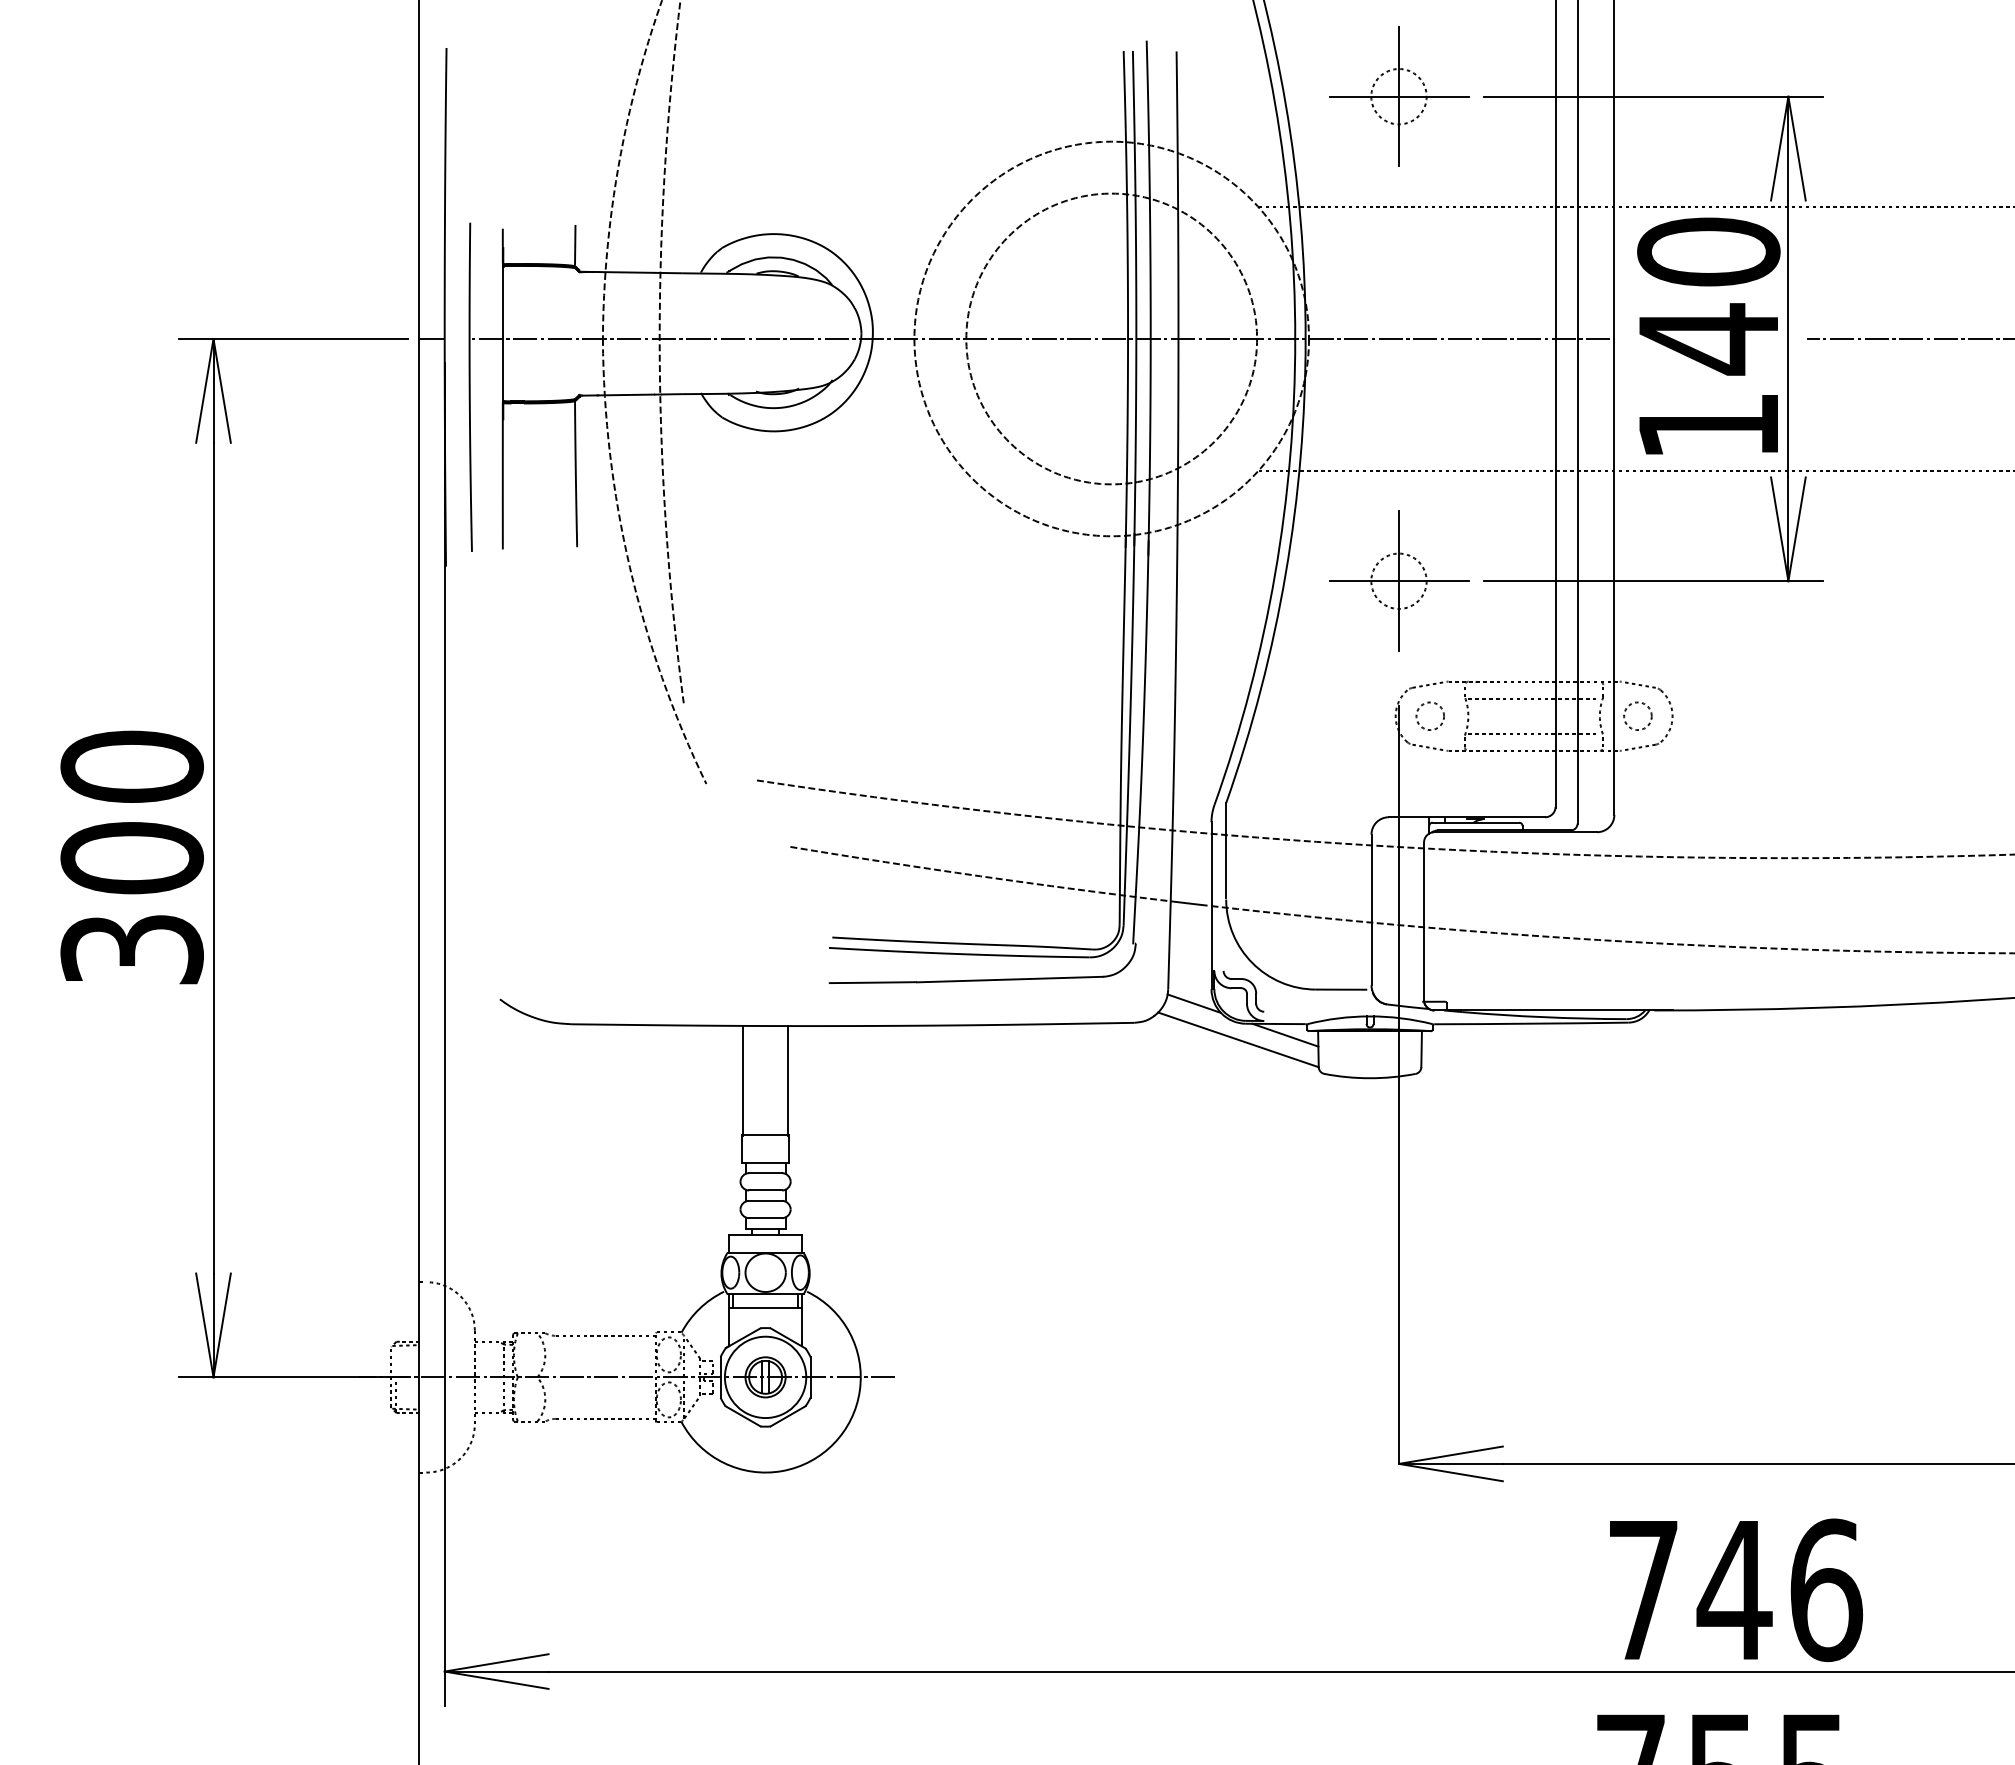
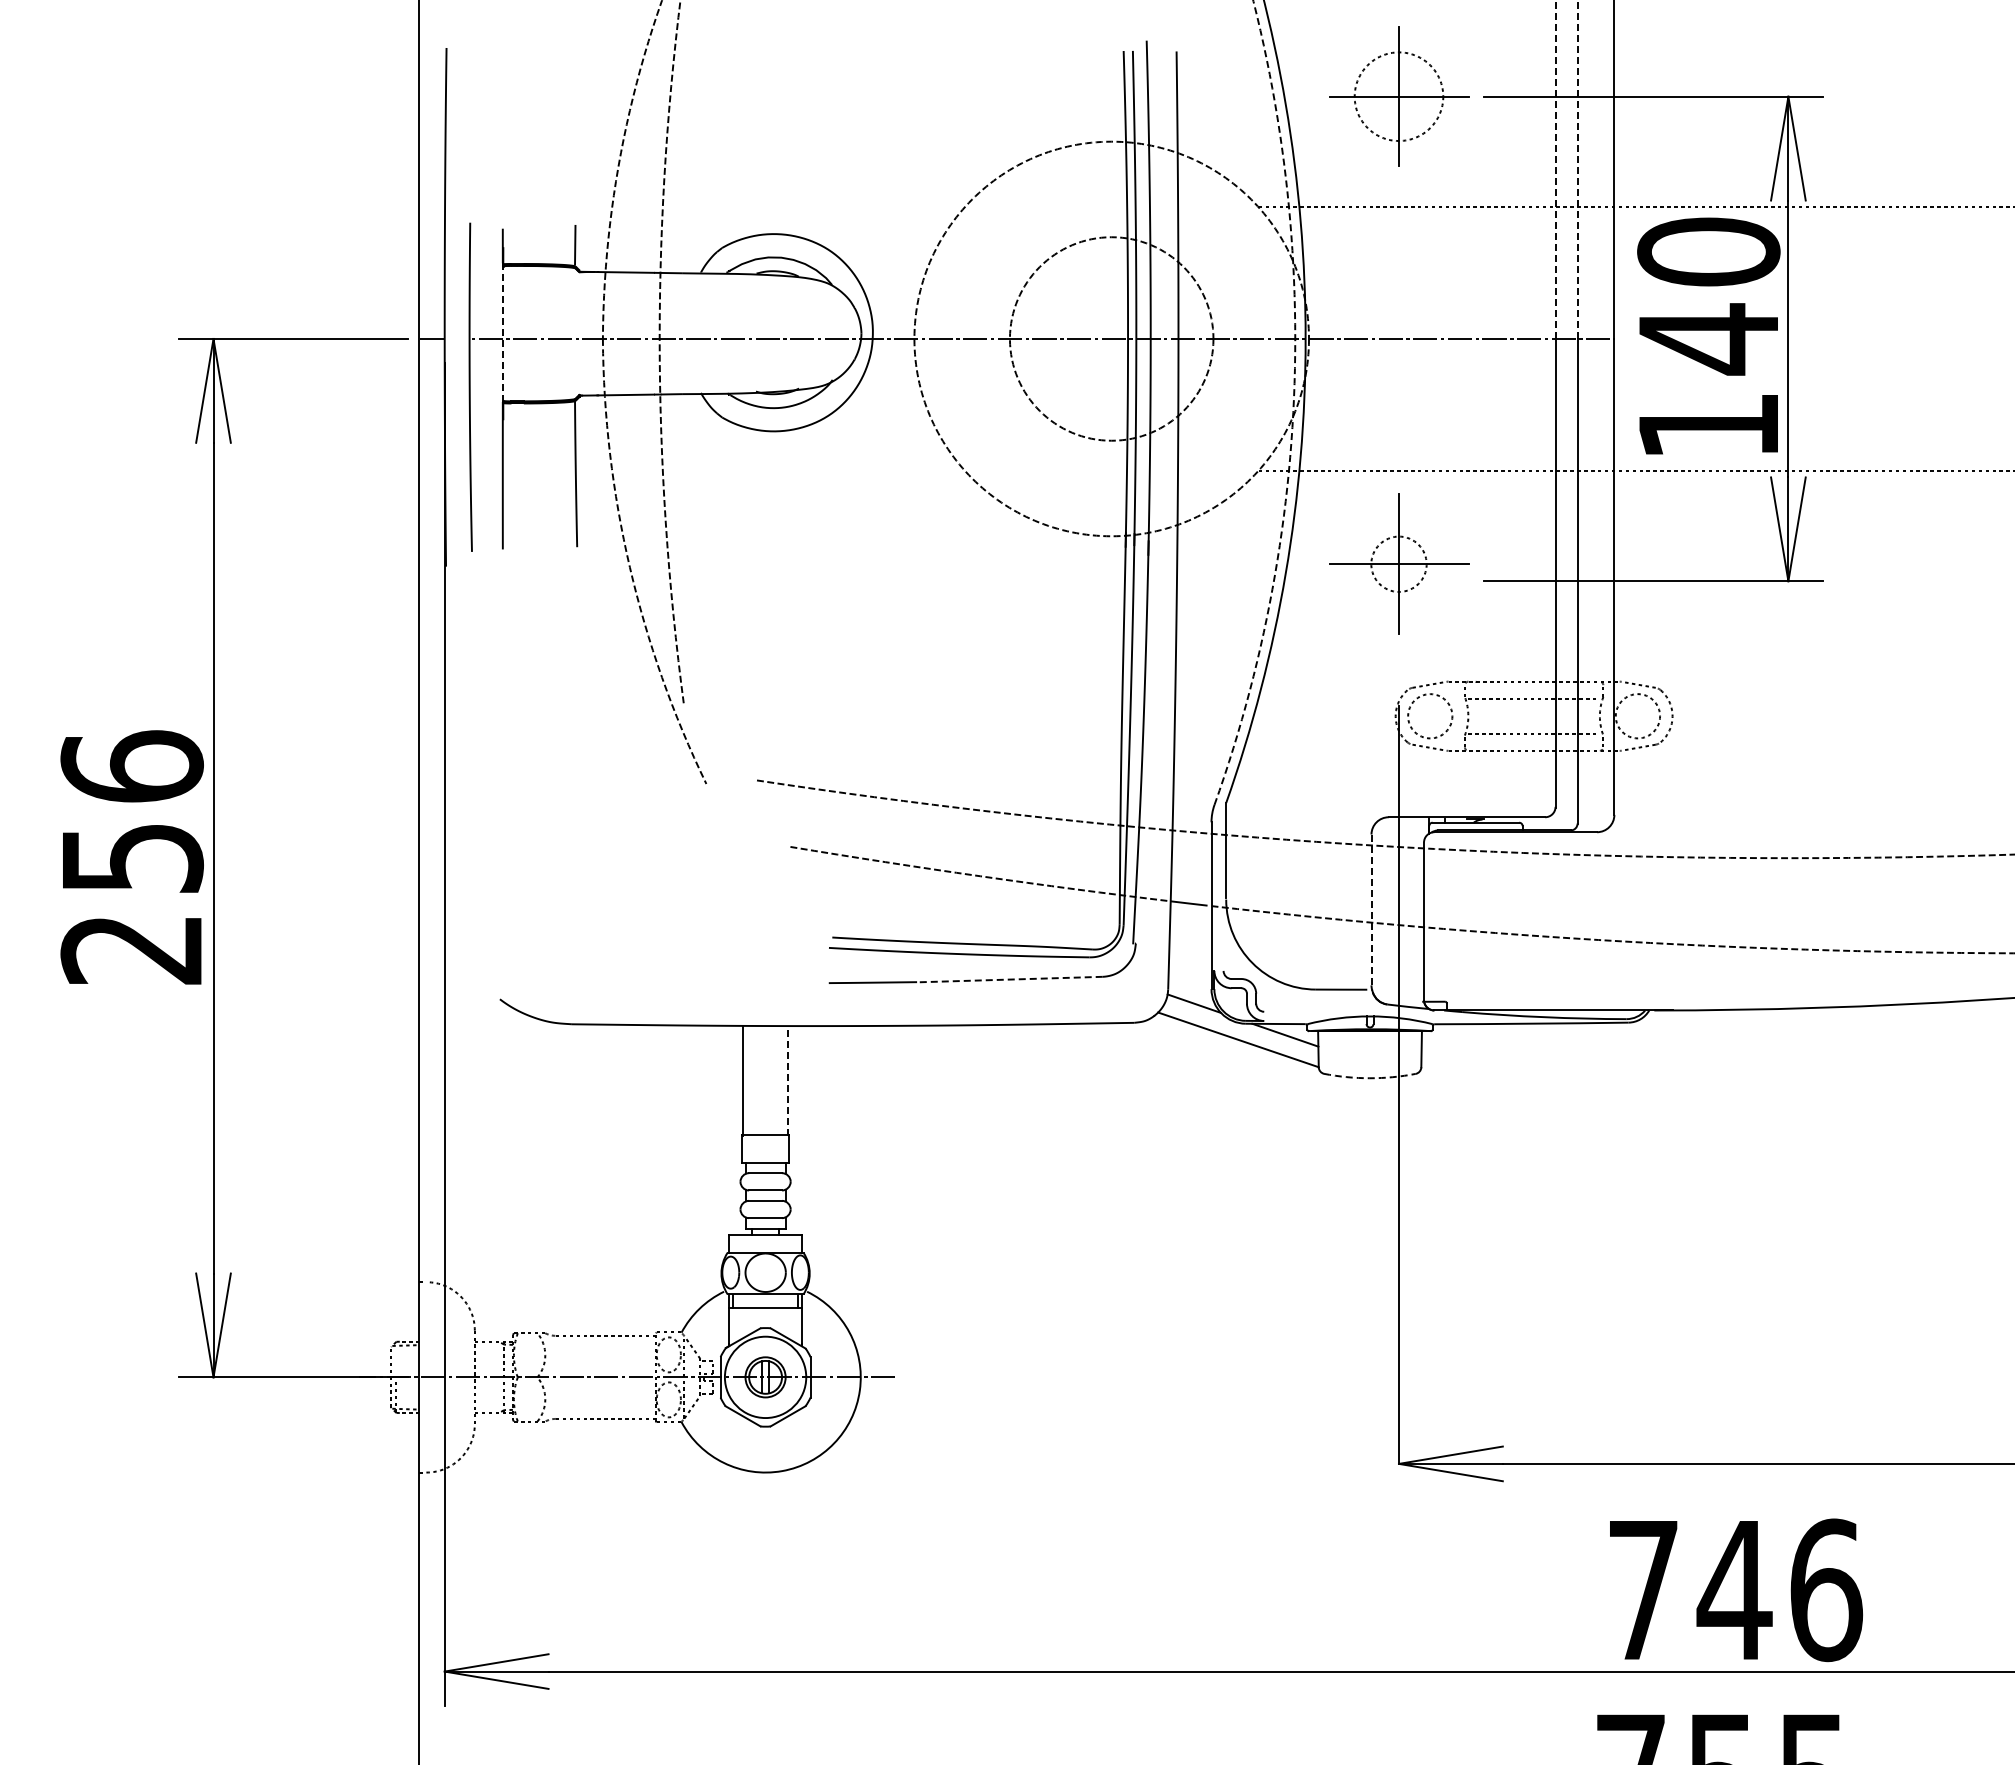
circle diameter: 55 px -> 89 px (1398, 96)
line: solid -> dashed (1577, 169)
line: solid -> dashed (1555, 170)
line: solid -> dashed (502, 333)
circle diameter: 291 px -> 204 px (1111, 338)
line: present -> none (1908, 339)
arc: solid -> dashed (1293, 403)
part position: (1399, 580) -> (1399, 563) (1399, 563)
circle diameter: 28 px -> 44 px (1430, 716)
circle diameter: 28 px -> 44 px (1637, 716)
text: 300 -> 256 (131, 857)
line: solid -> dashed (1371, 909)
line: solid -> dashed (1009, 979)
arc: solid -> dashed (1369, 1078)
line: solid -> dashed (788, 1080)
